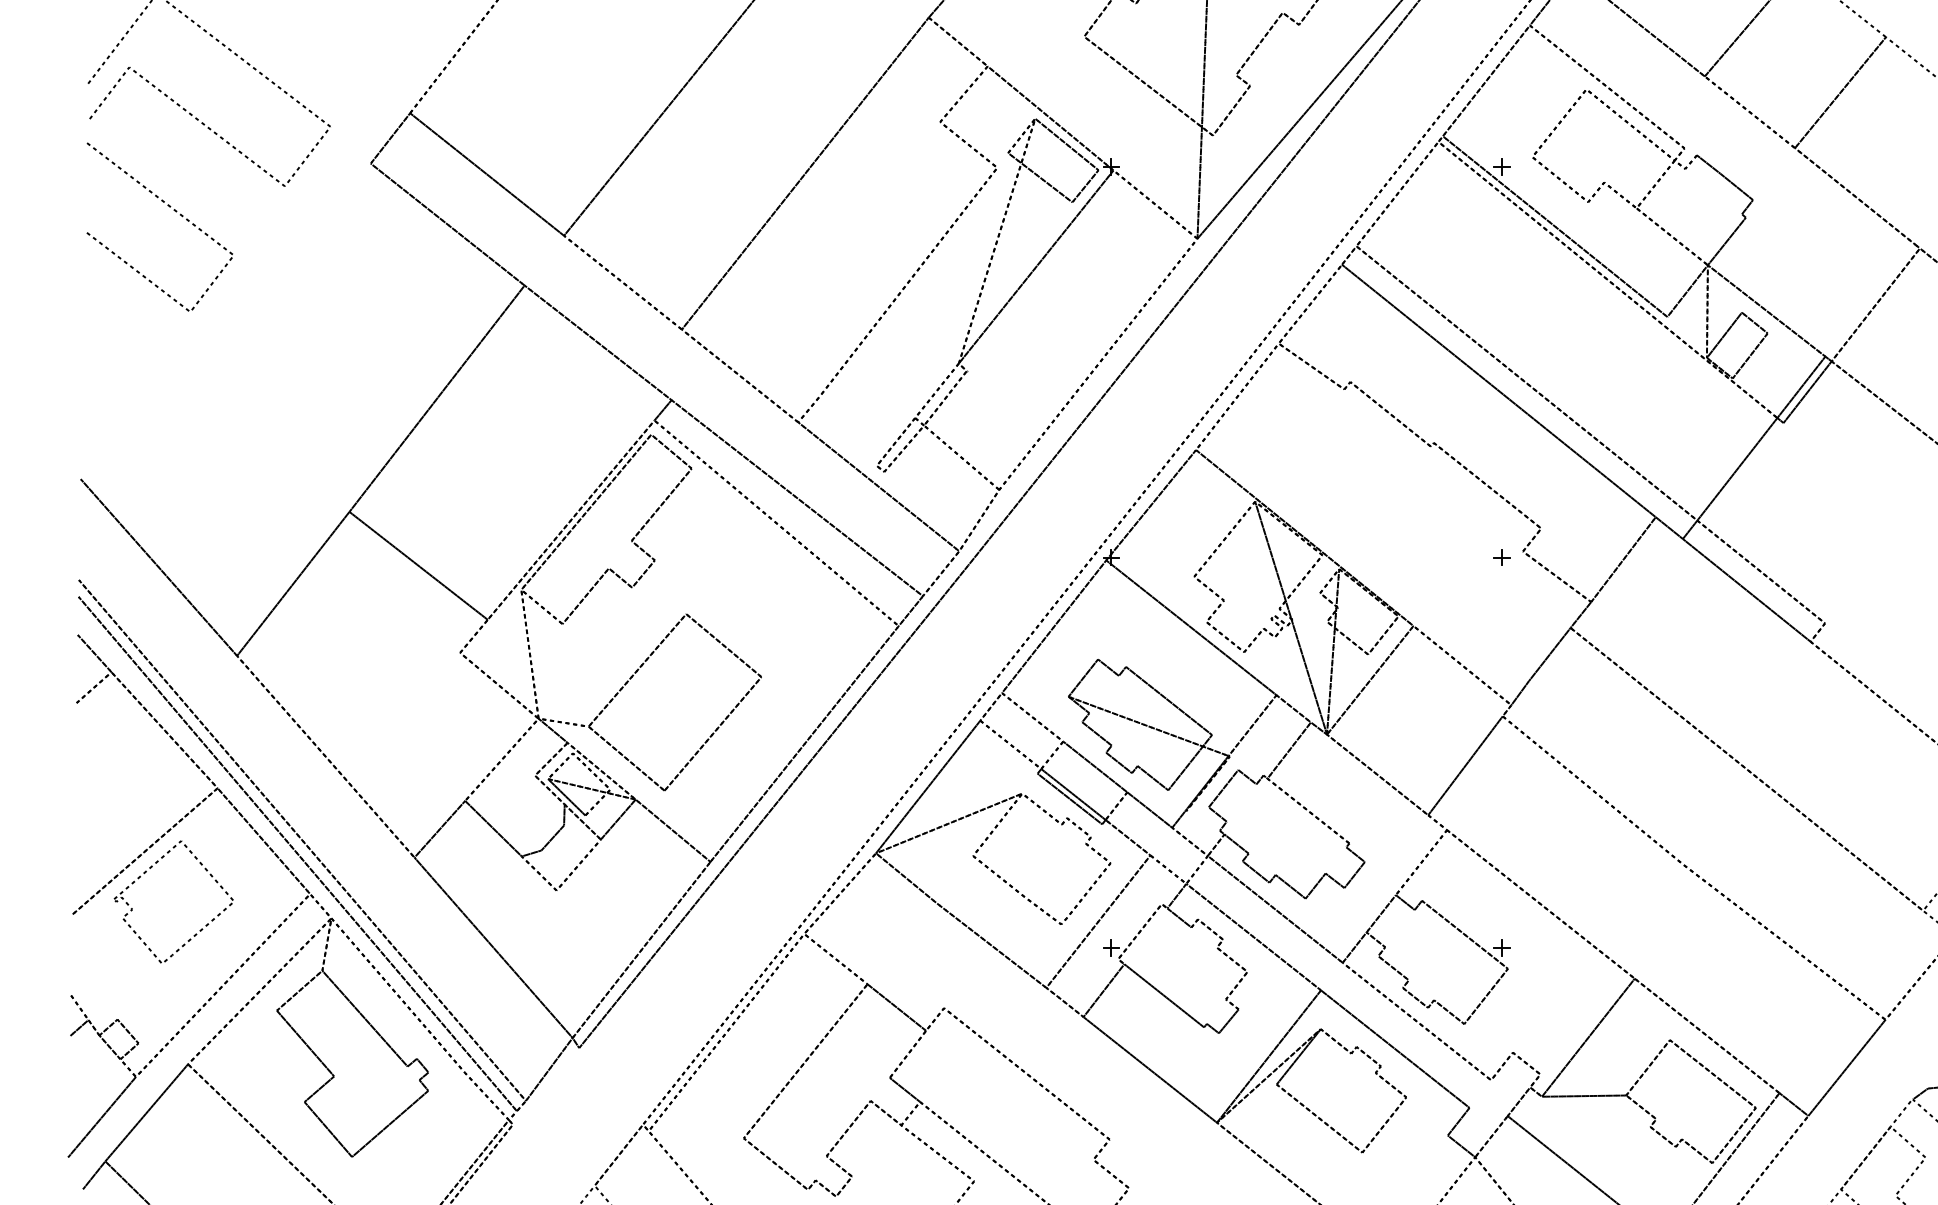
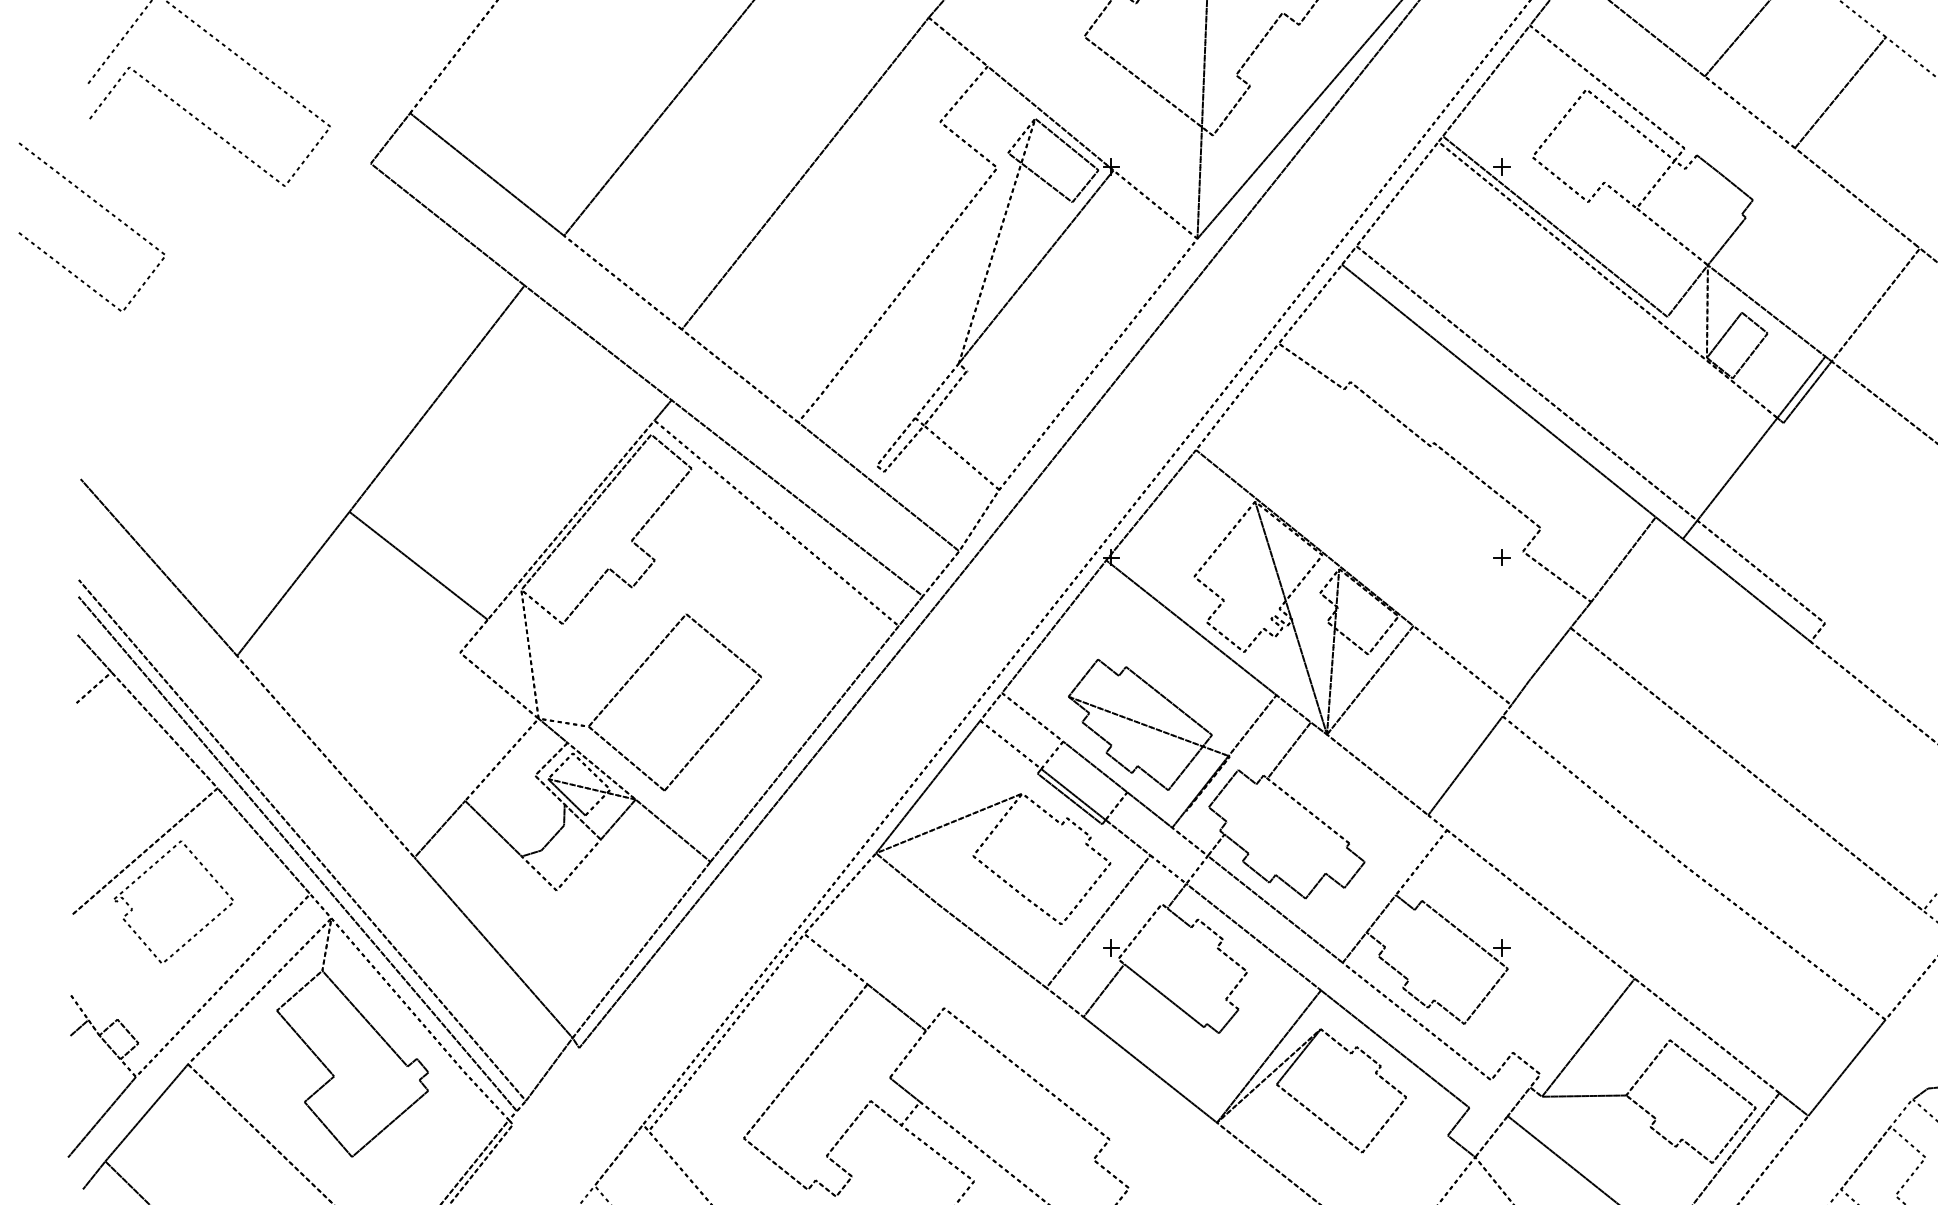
line position: (174, 211) -> (106, 211) (106, 211)
